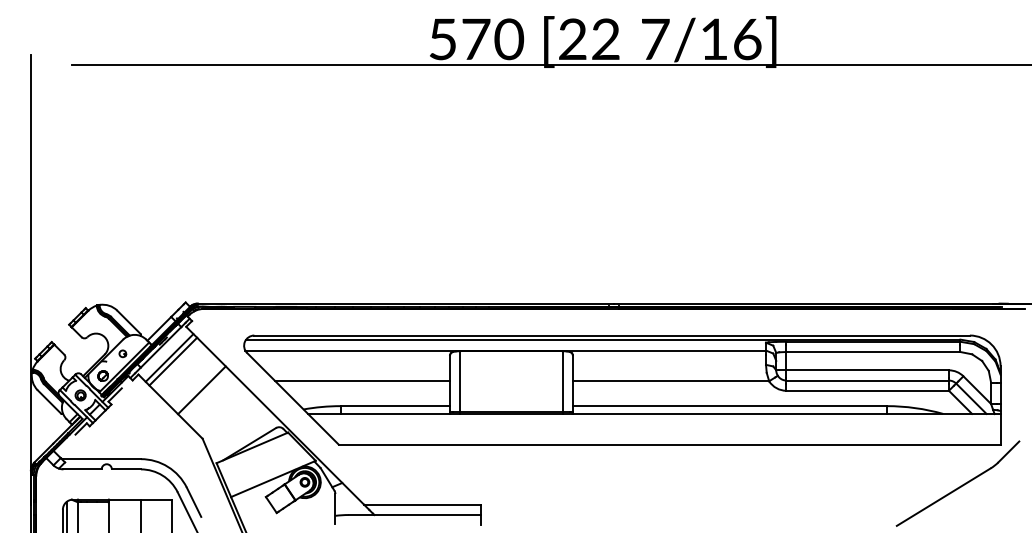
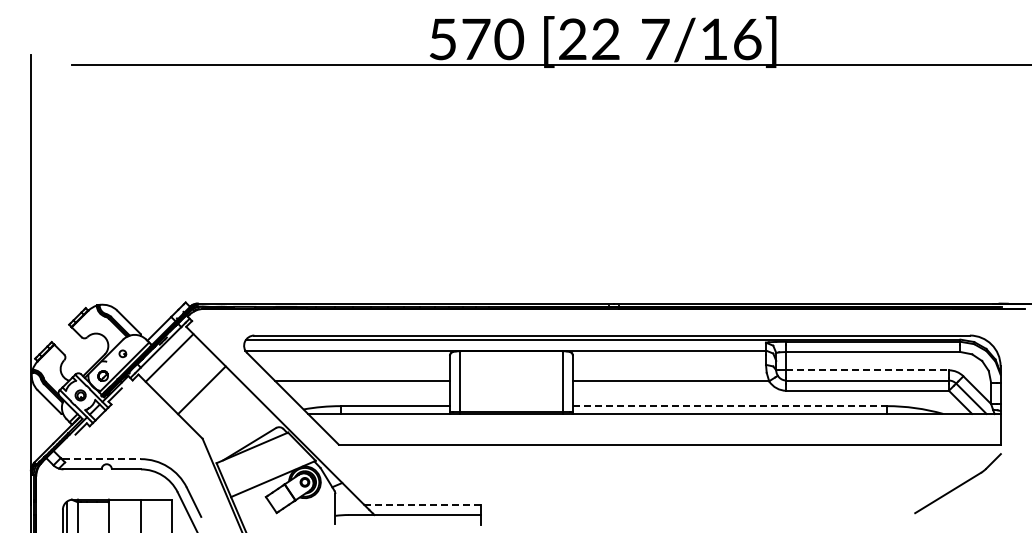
line: present -> none (173, 361)
line: solid -> dashed (868, 370)
line: solid -> dashed (730, 406)
line: solid -> dashed (102, 459)
part size: 126x87 px -> 88x62 px (957, 483)
line: solid -> dashed (422, 504)
